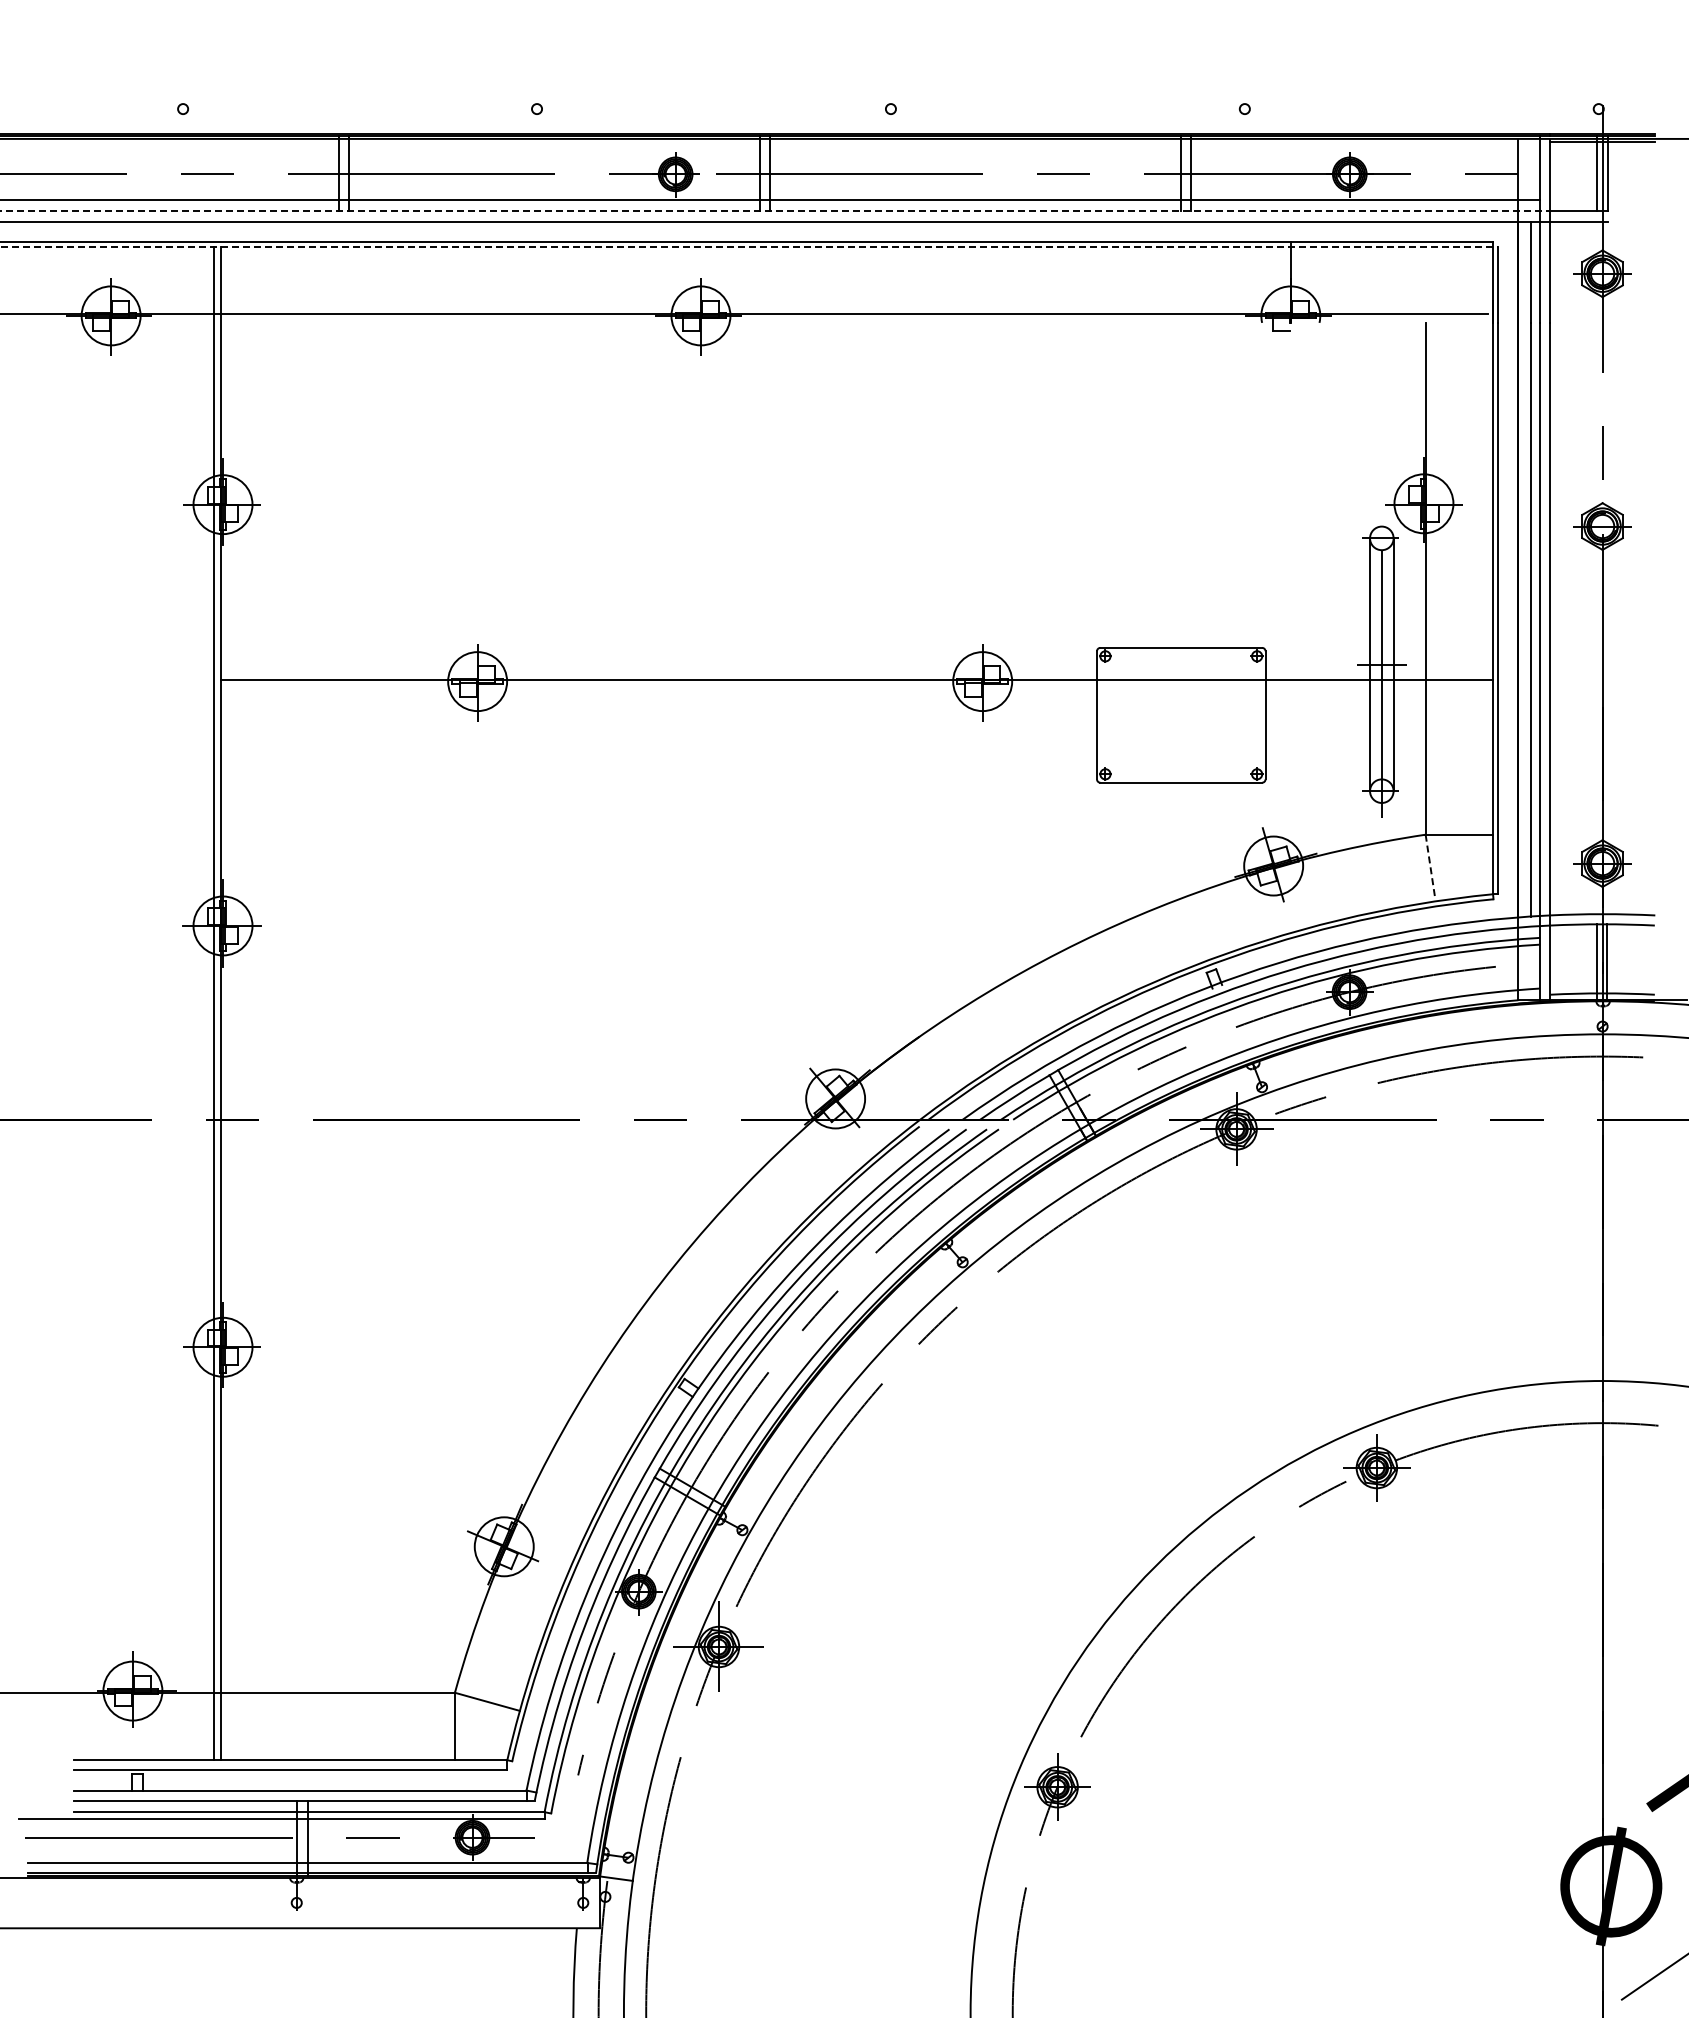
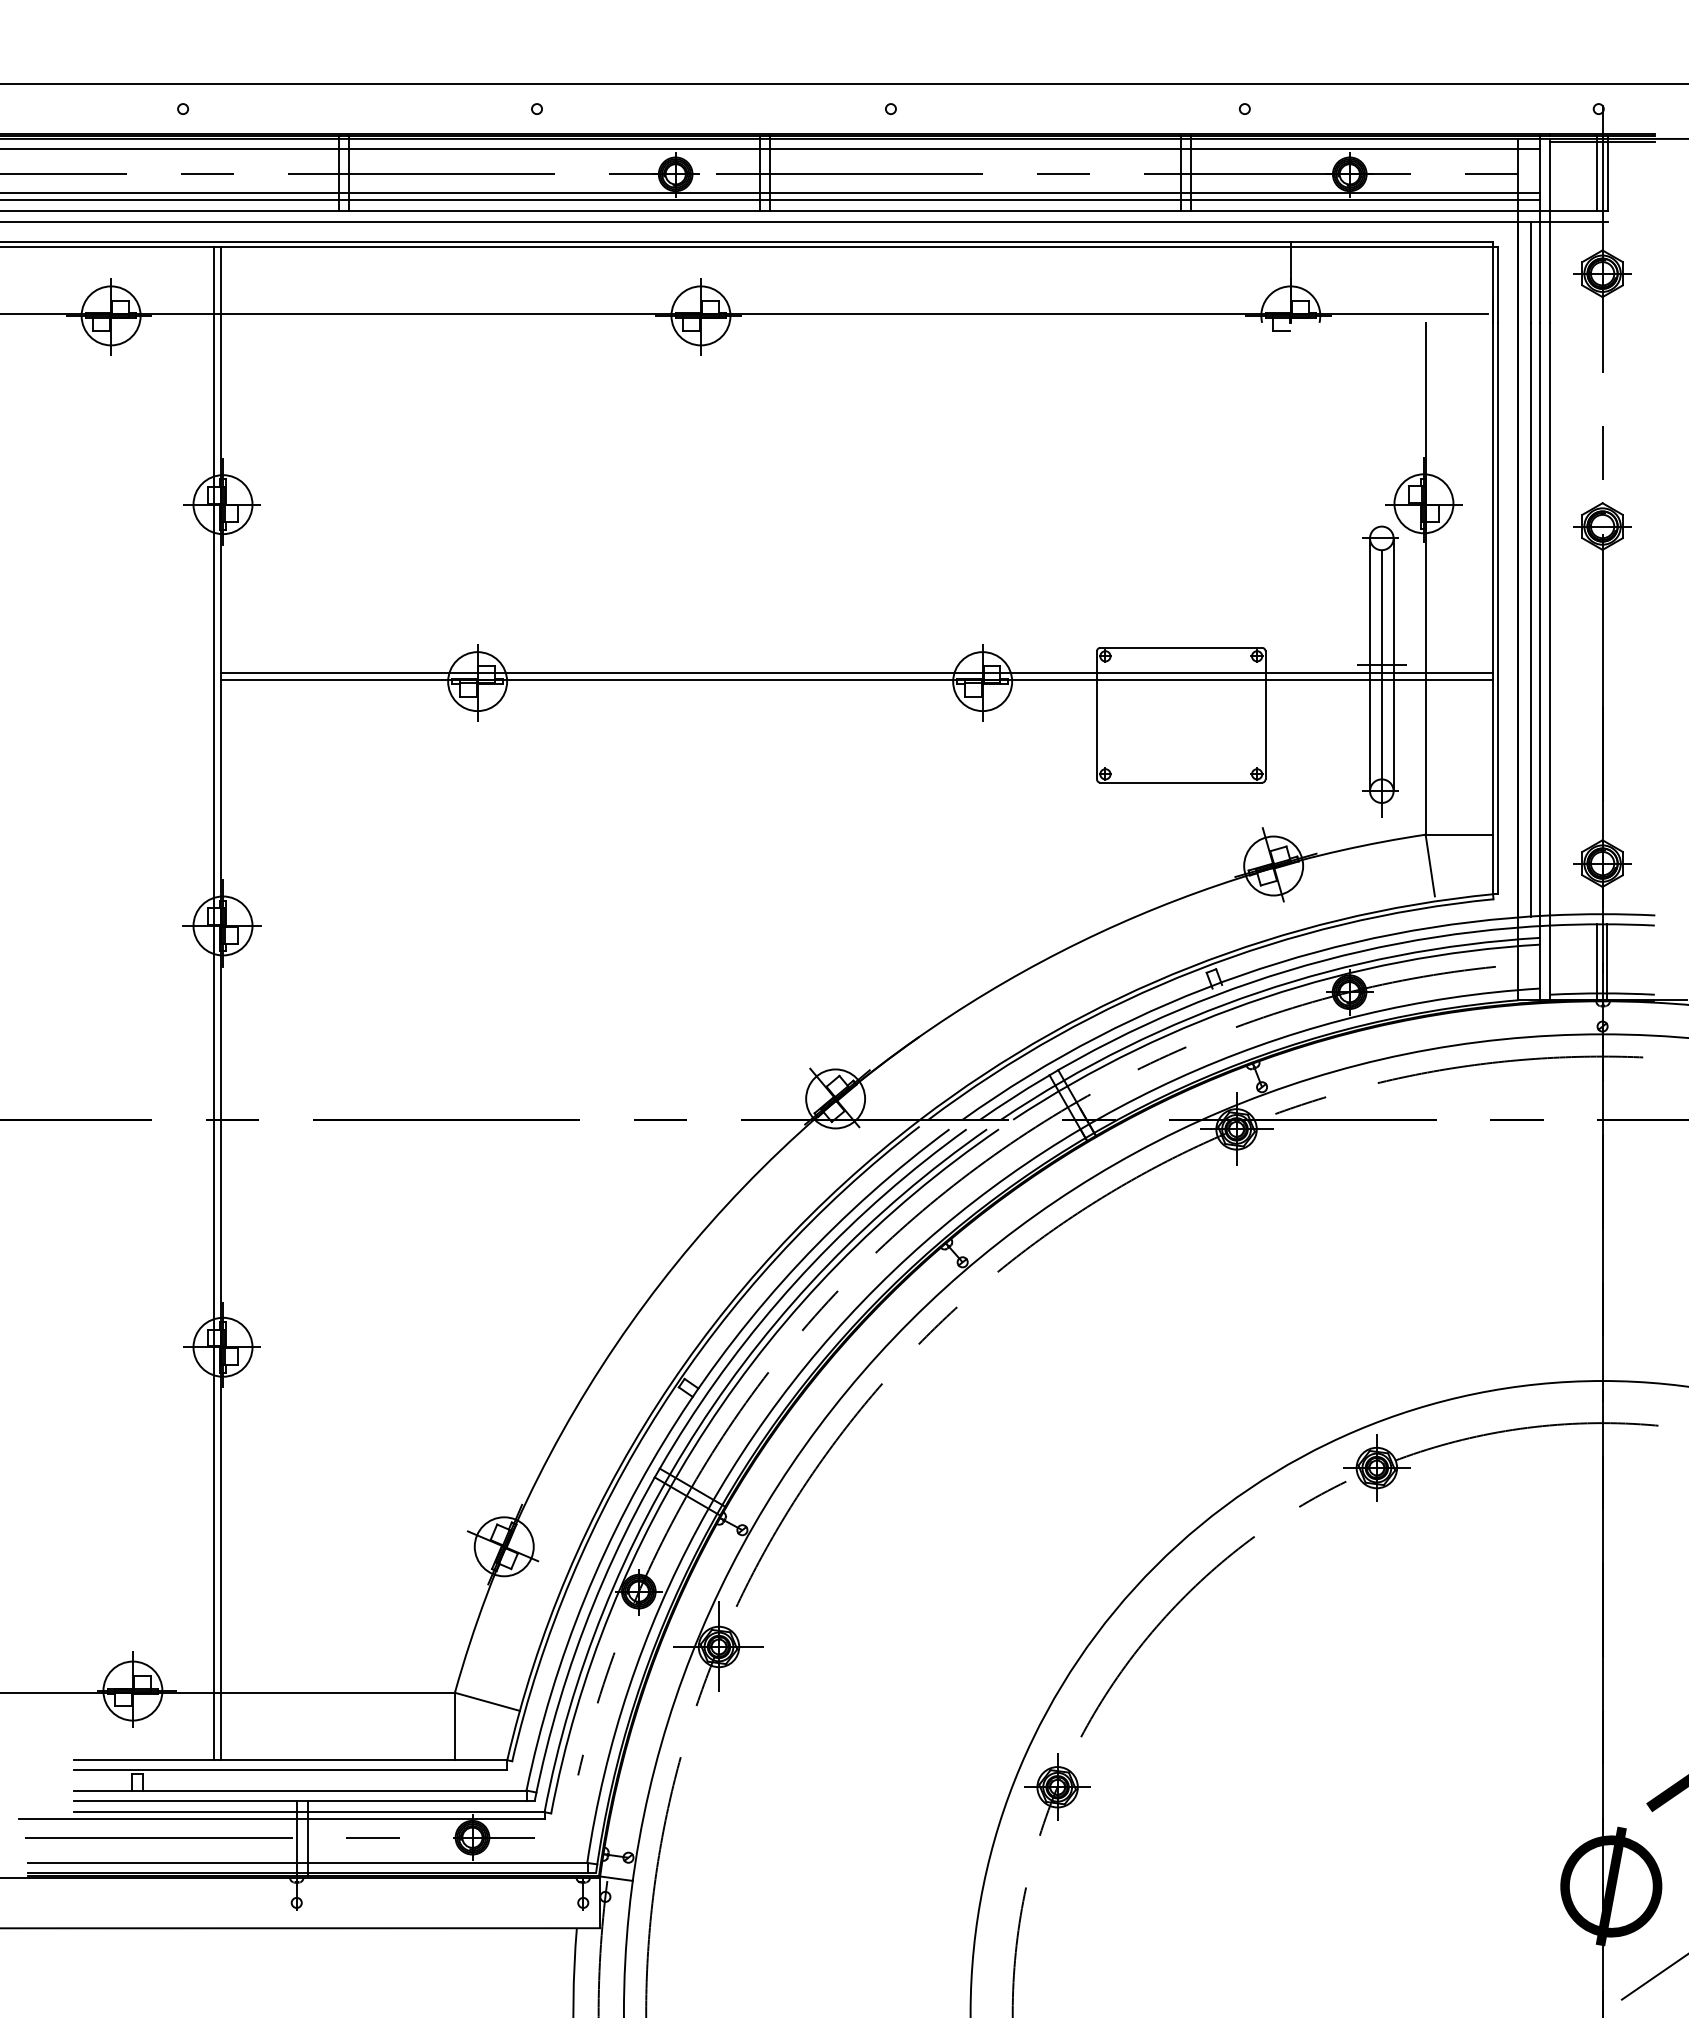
line: none -> present (843, 83)
line: none -> present (771, 149)
line: none -> present (771, 192)
line: dashed -> solid (775, 211)
line: dashed -> solid (749, 246)
line: none -> present (857, 673)
line: dashed -> solid (1430, 866)
